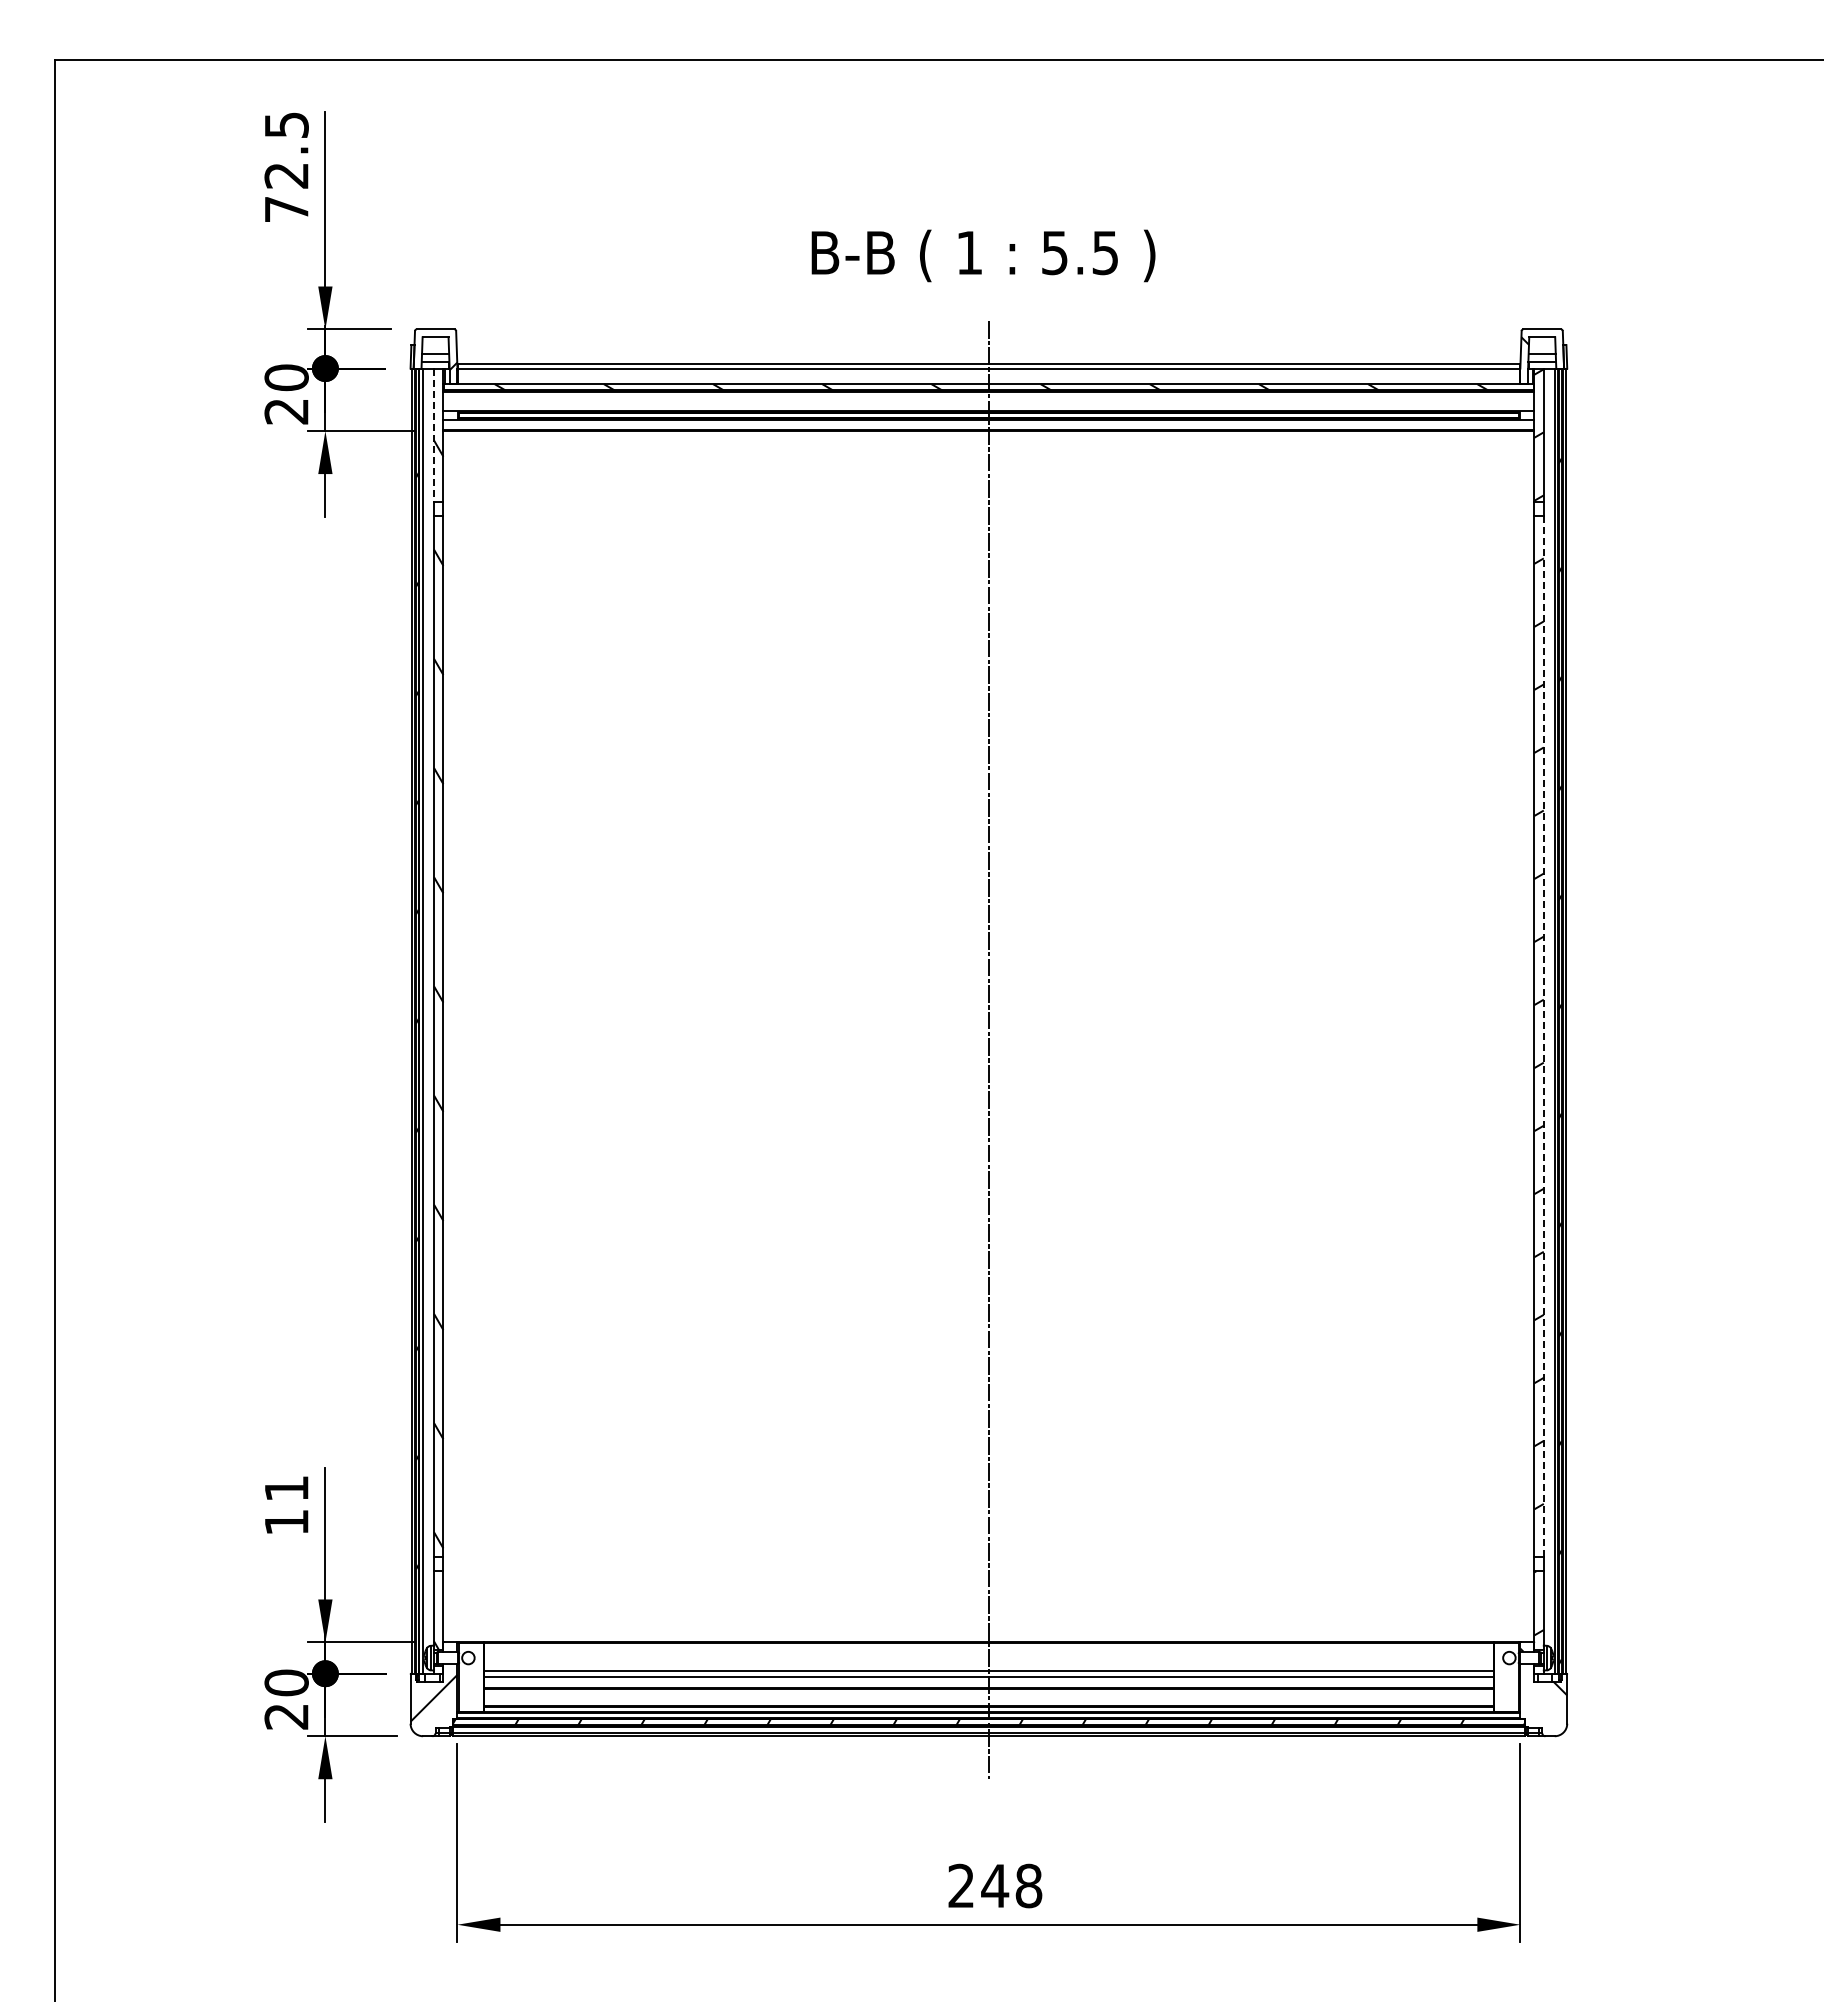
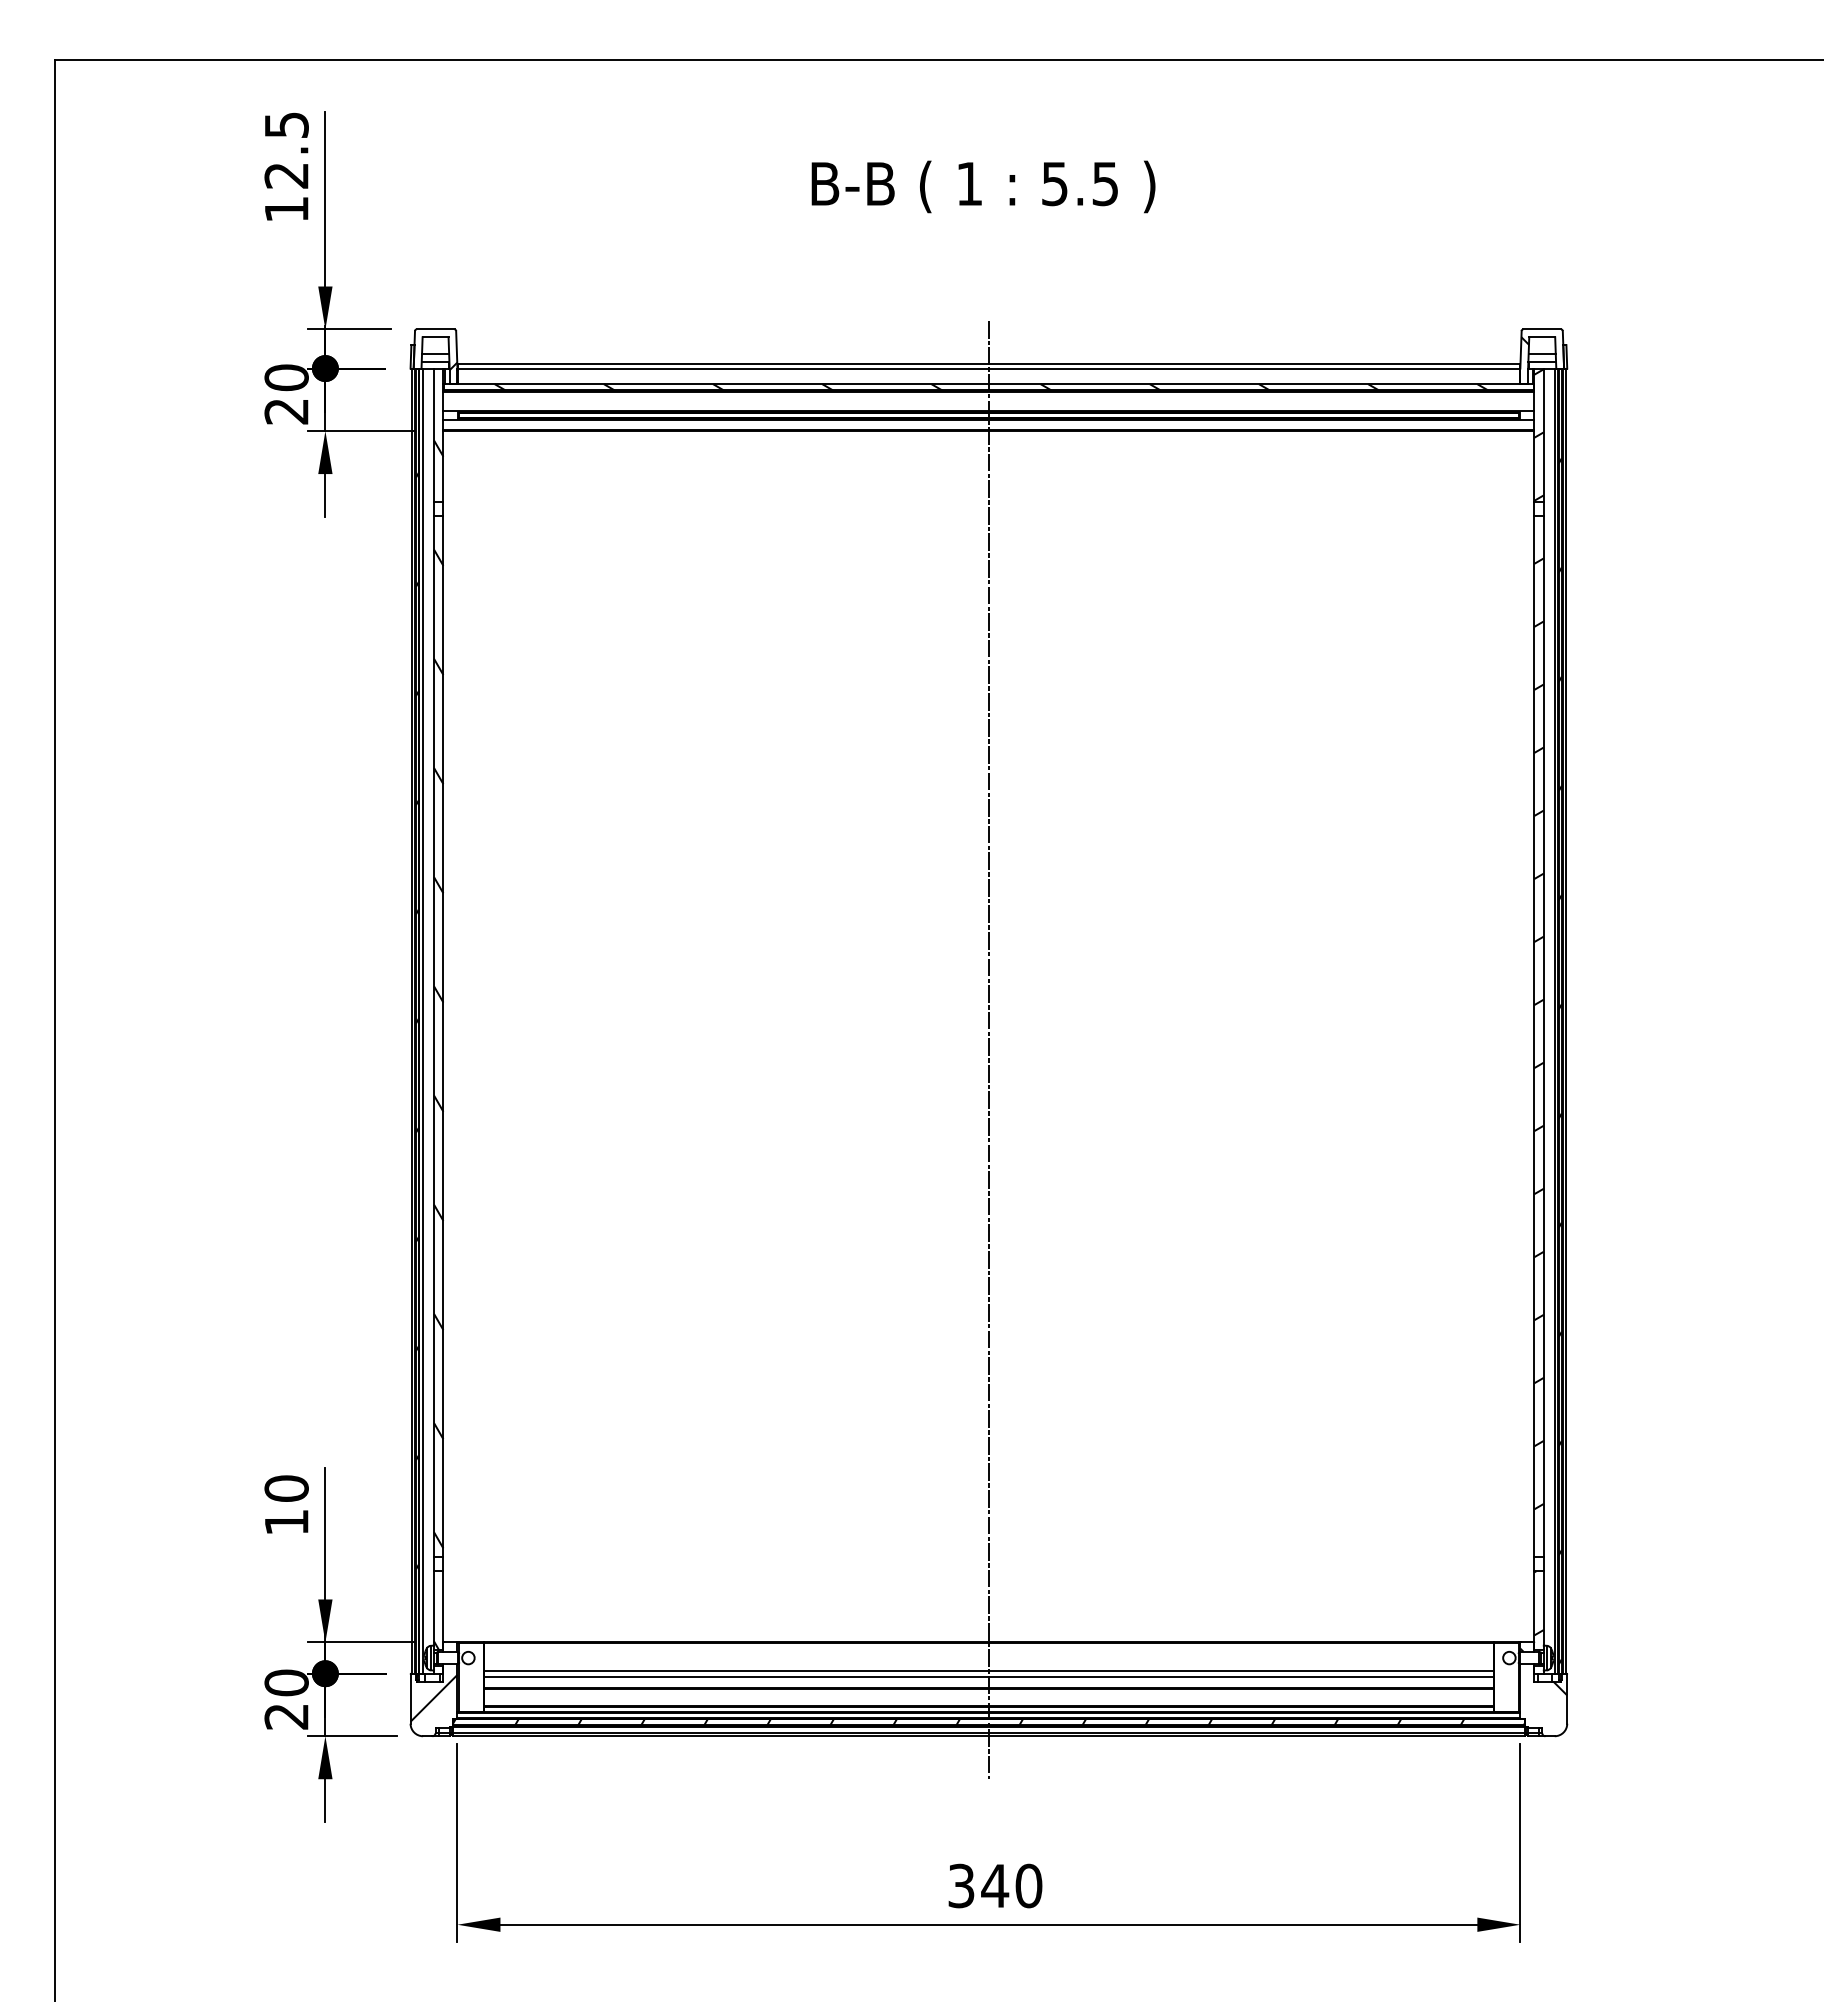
text: 72.5 -> 12.5 (286, 209)
text position: (983, 255) -> (983, 186) (983, 186)
line: dashed -> solid (434, 435)
line: dashed -> solid (1543, 1036)
text: 11 -> 10 (286, 1488)
text: 248 -> 340 (995, 1886)
